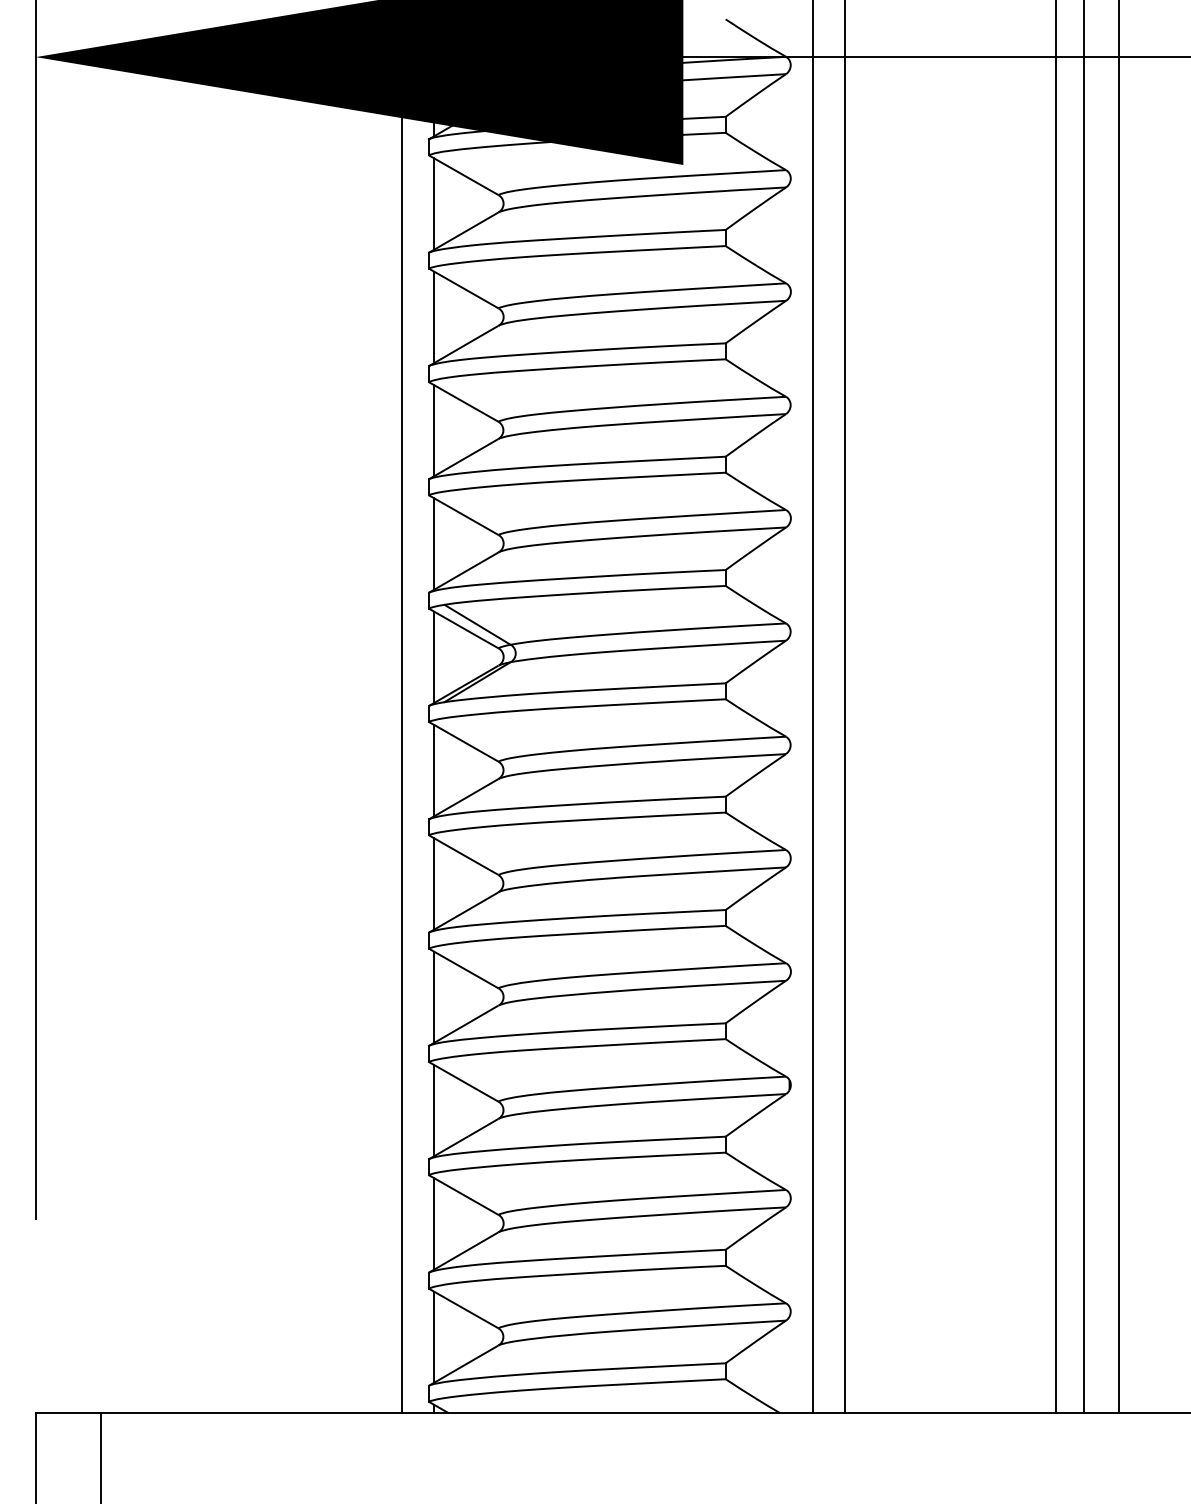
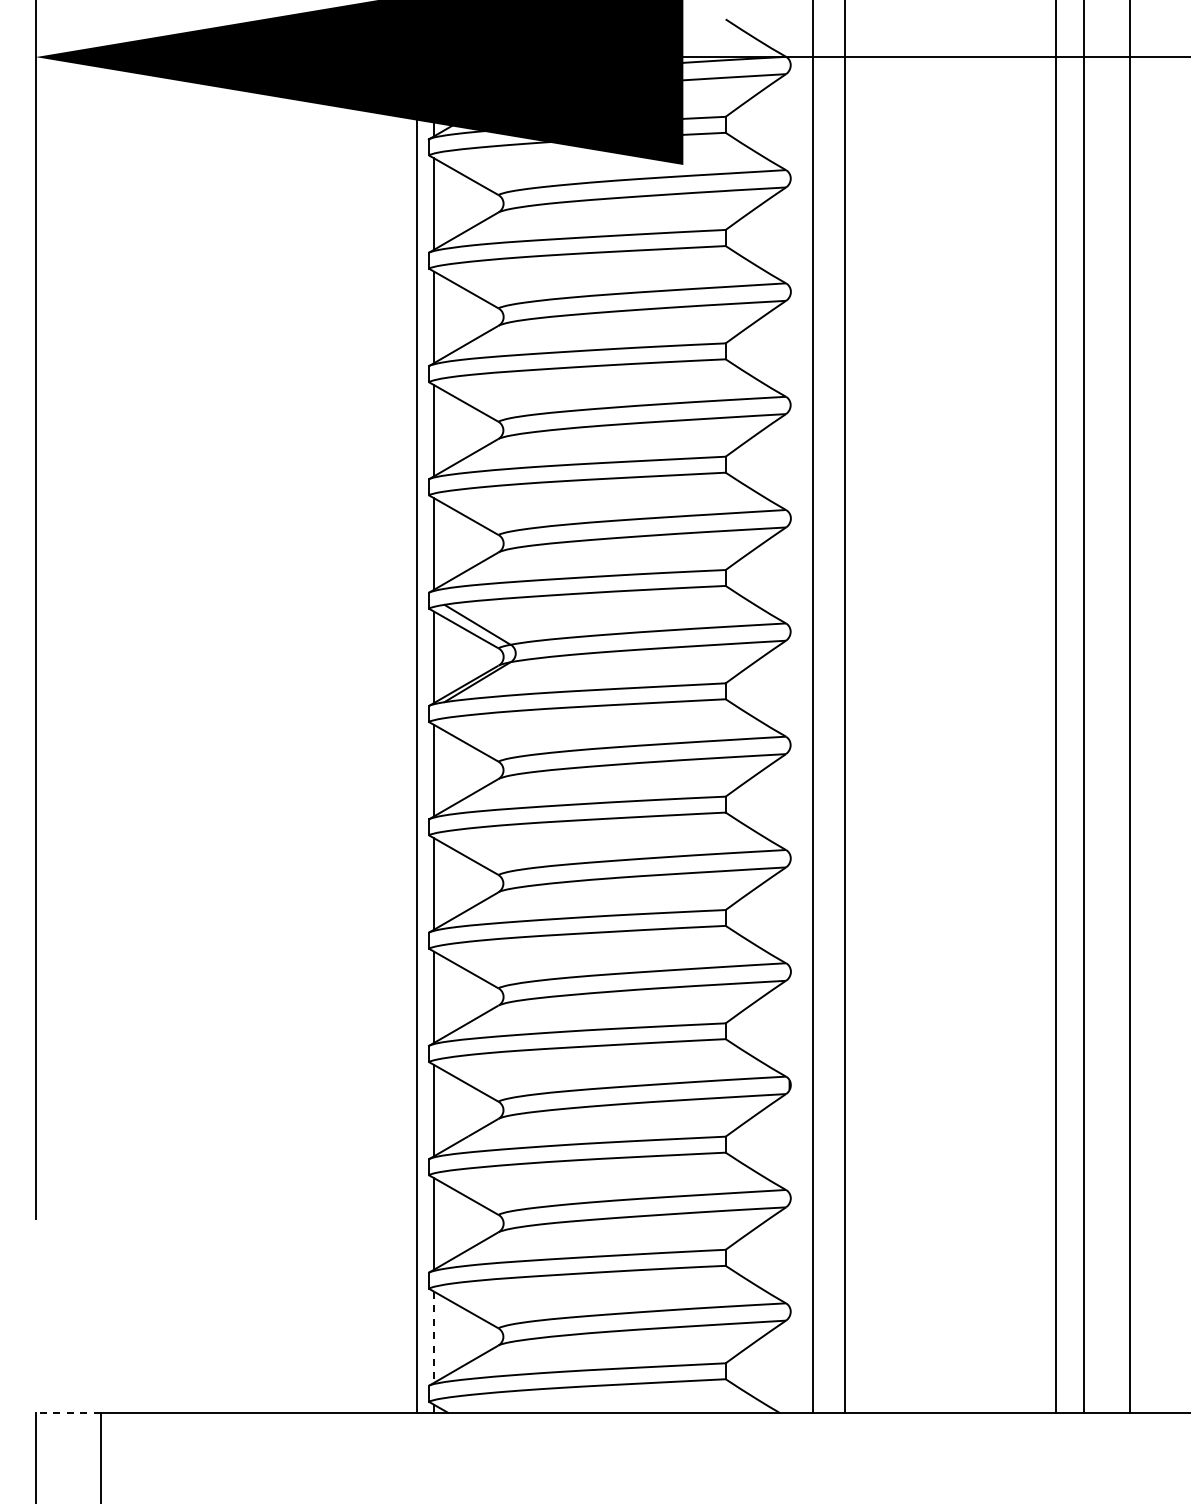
line position: (401, 707) -> (416, 707) (416, 707)
line position: (1118, 707) -> (1129, 707) (1129, 707)
line: solid -> dashed (434, 1337)
line: solid -> dashed (67, 1413)
